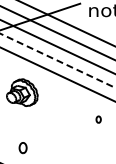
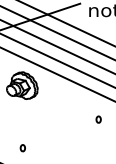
line: dashed -> solid (57, 60)
part position: (22, 92) -> (22, 85) (22, 85)
part size: 10x13 px -> 7x9 px (22, 148)
